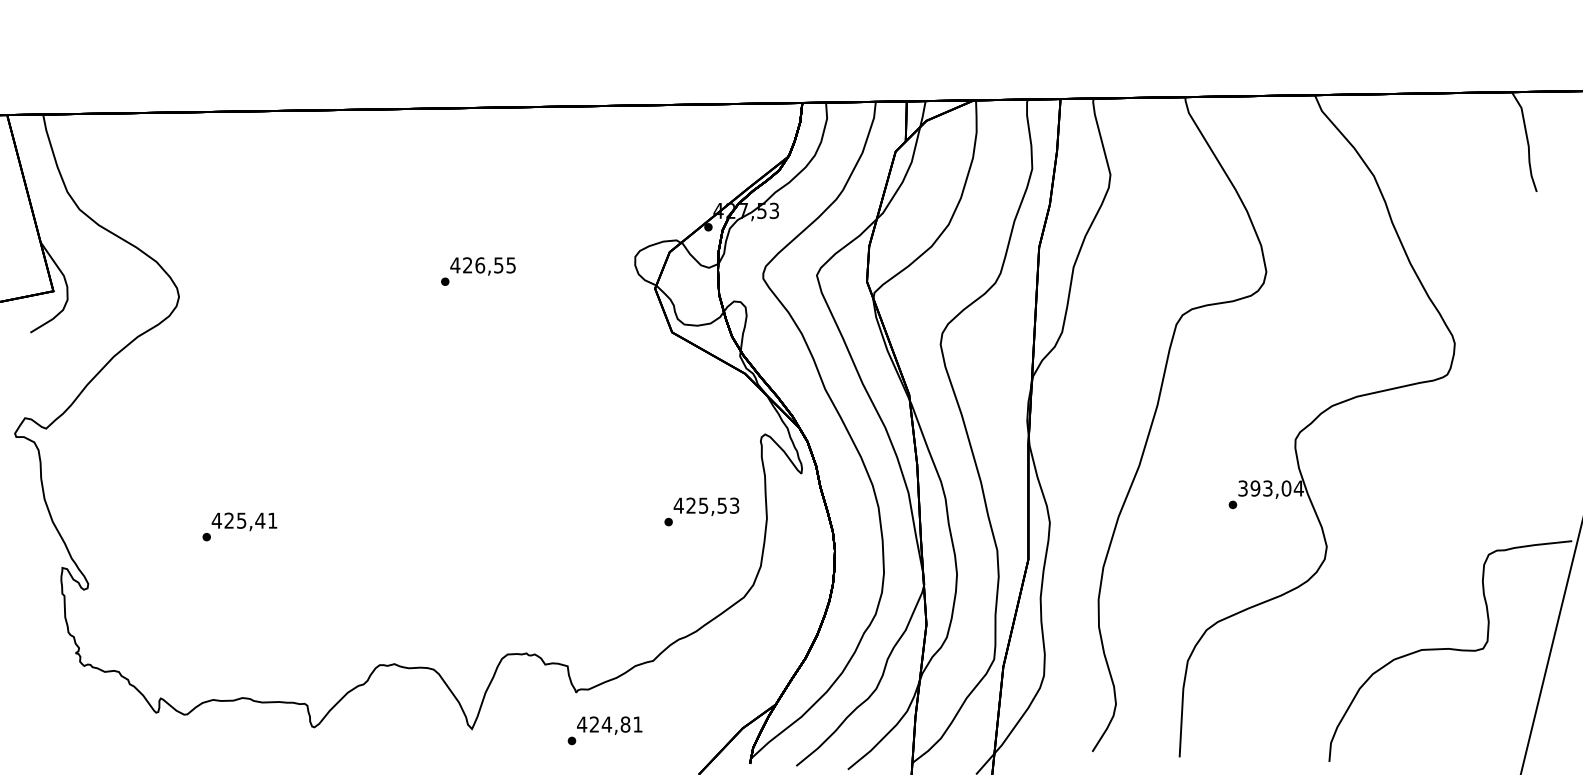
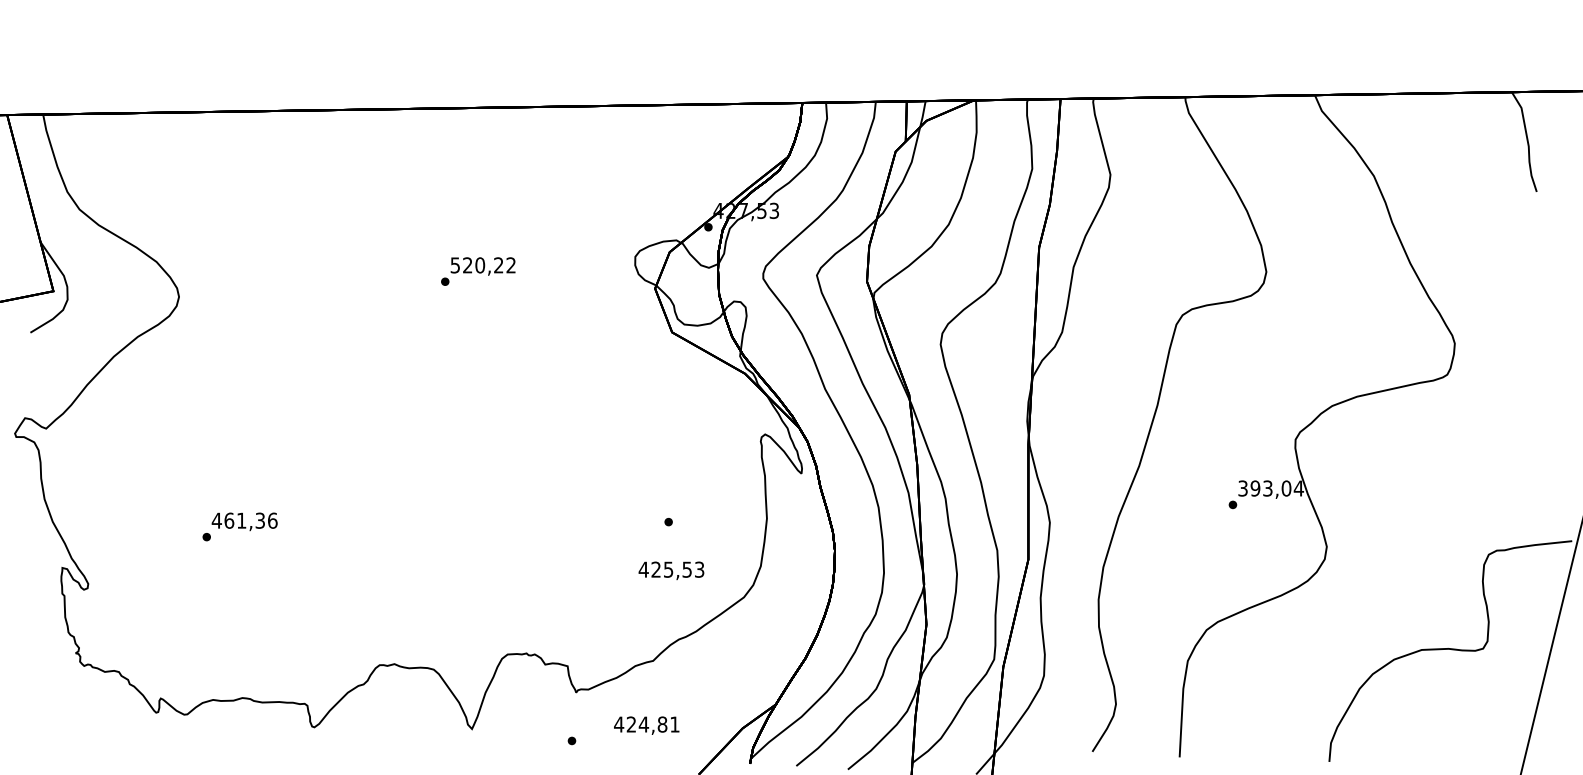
text: 426,55 -> 520,22 (482, 265)
text position: (706, 506) -> (671, 570) (671, 570)
text: 425,41 -> 461,36 (250, 520)
text position: (609, 725) -> (646, 725) (646, 725)
